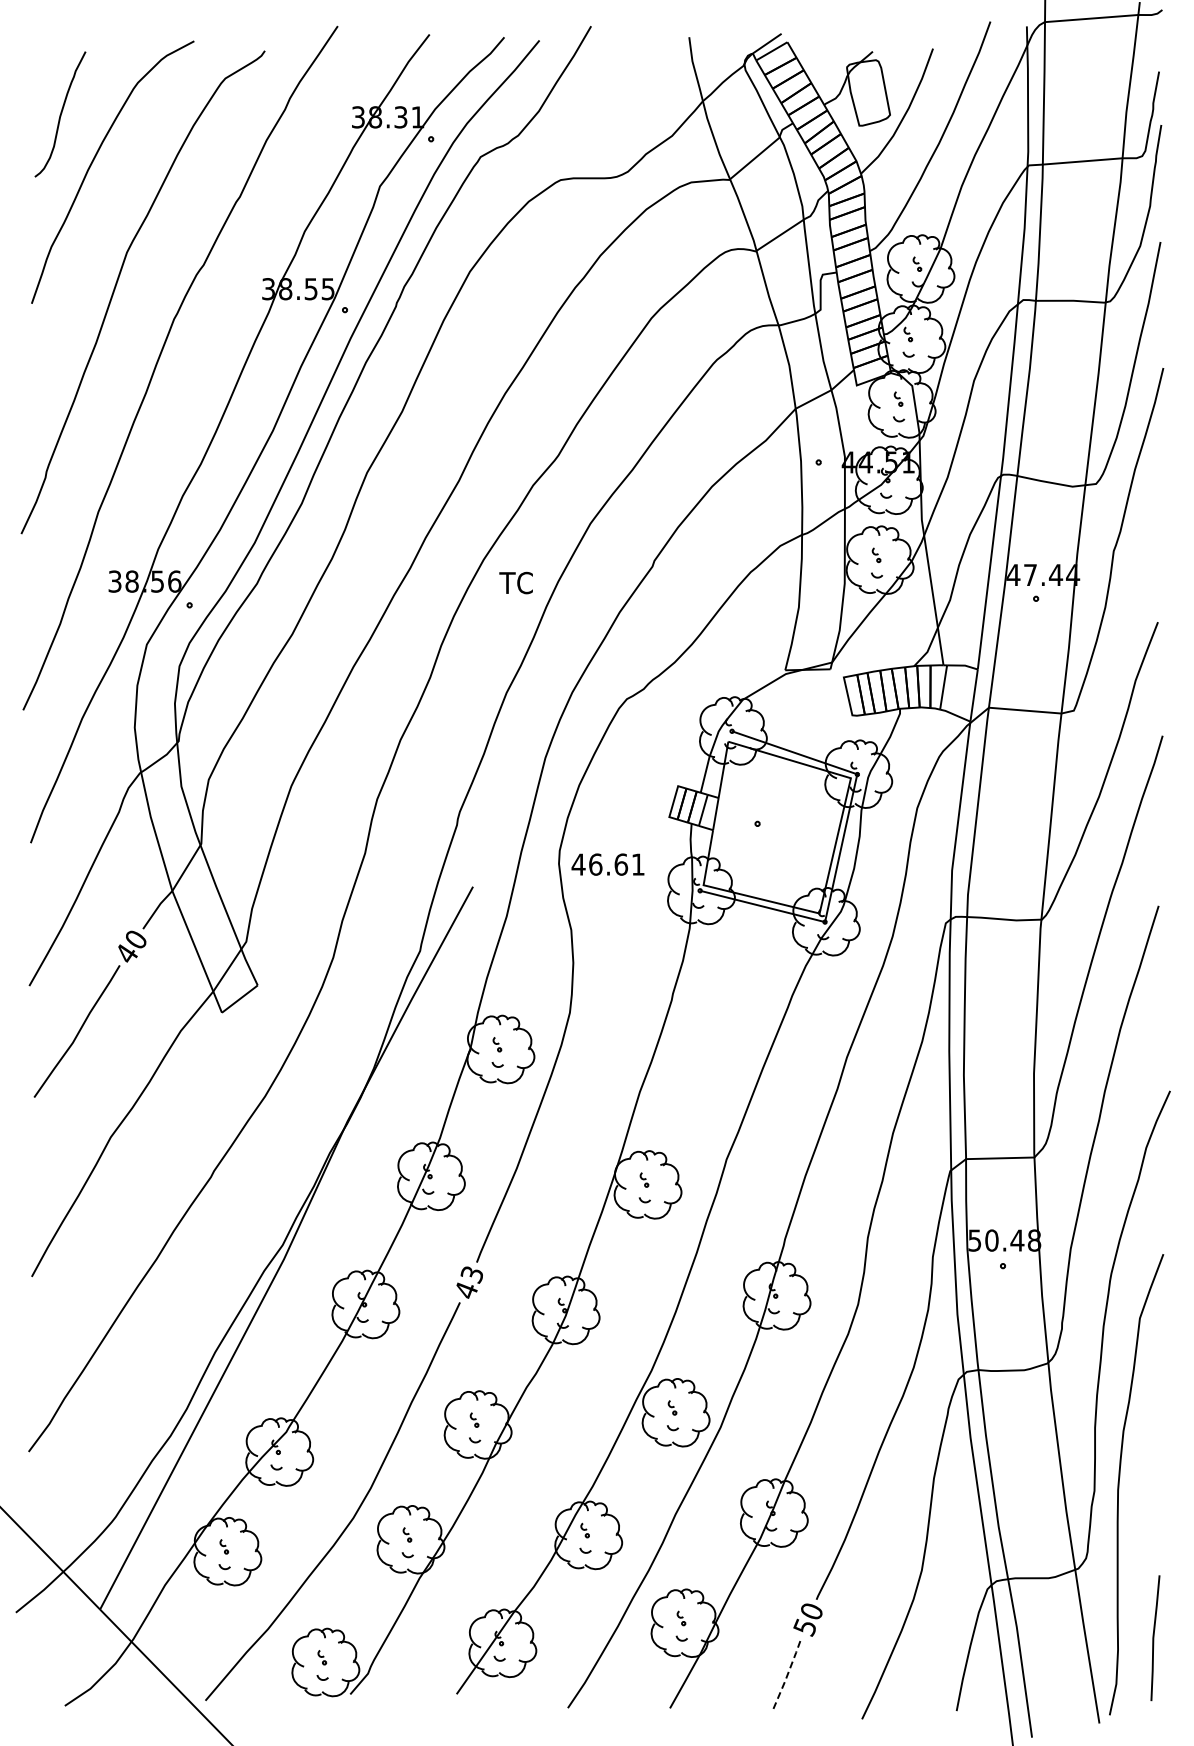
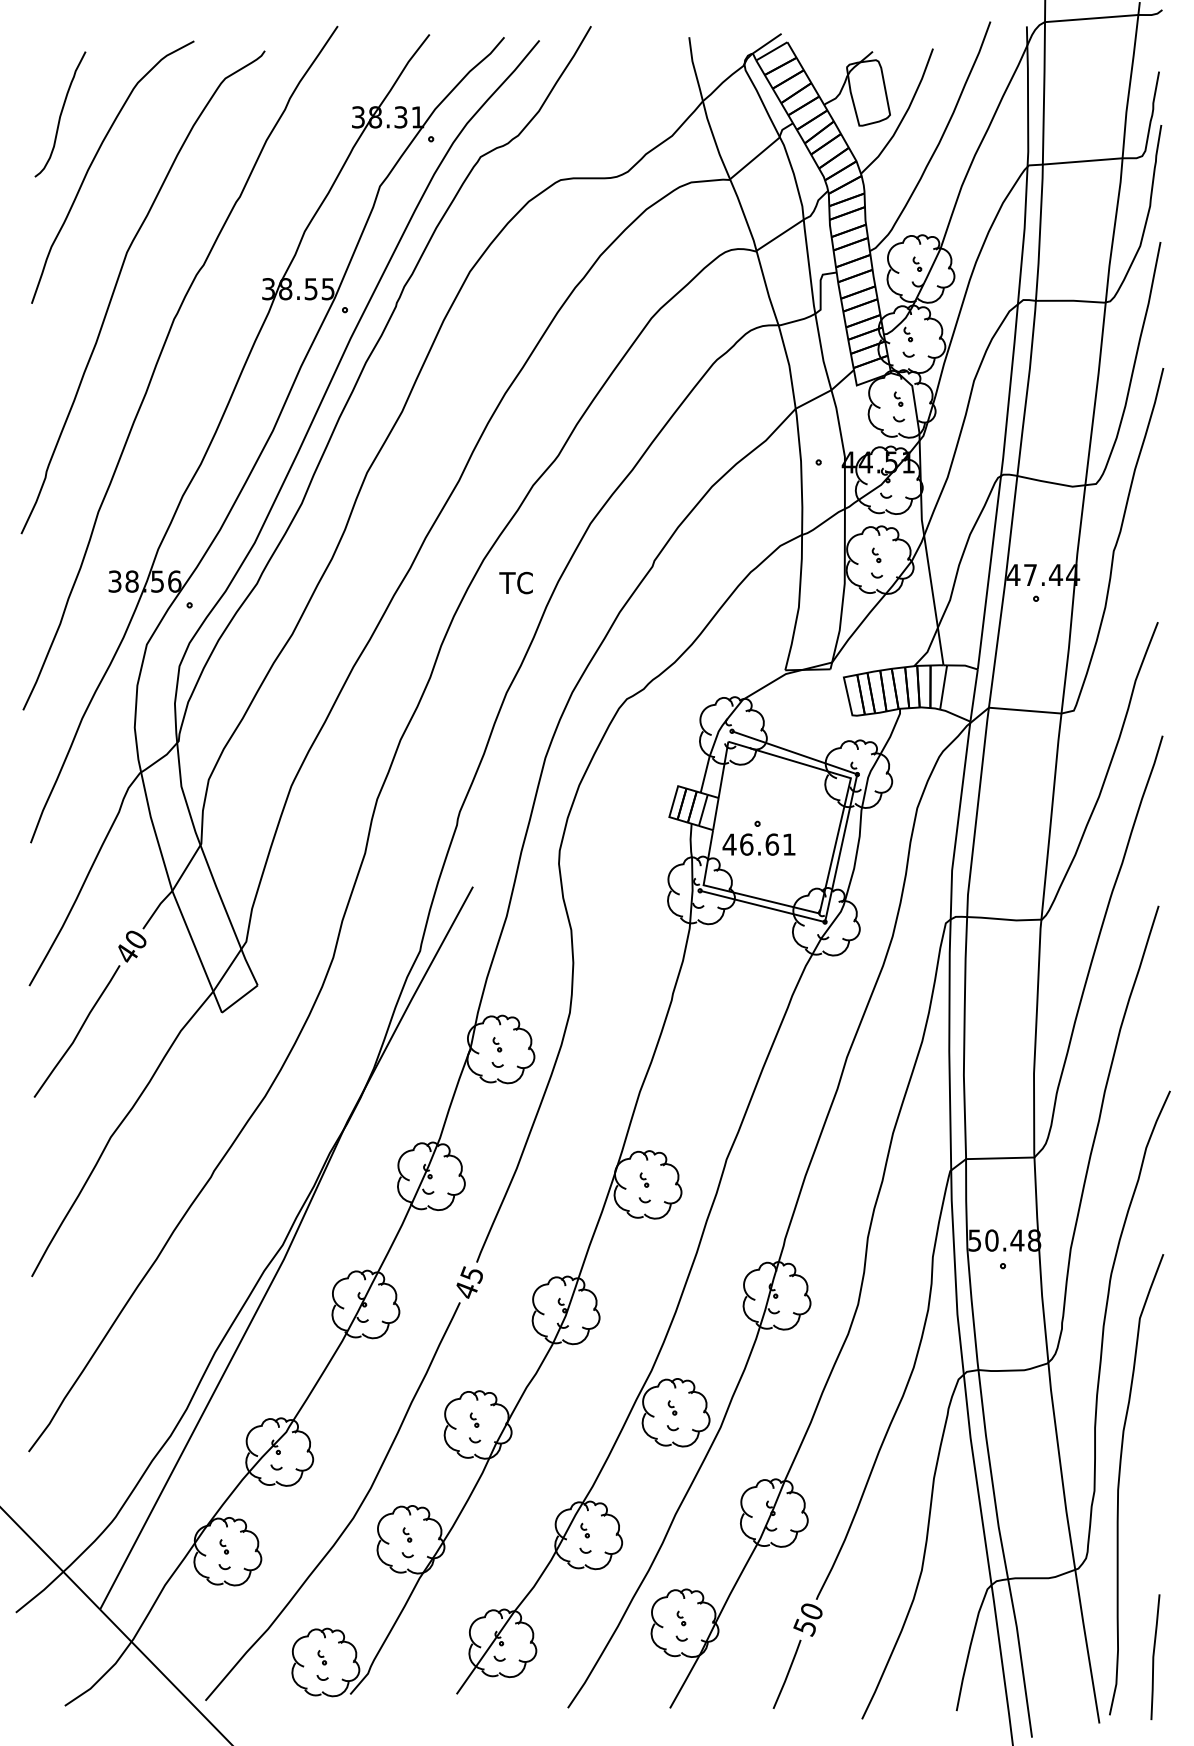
text position: (607, 864) -> (758, 844) (758, 844)
text: 43 -> 45 (471, 1272)
line position: (1154, 1638) -> (1154, 1657) (1154, 1657)
line: dashed -> solid (787, 1674)
